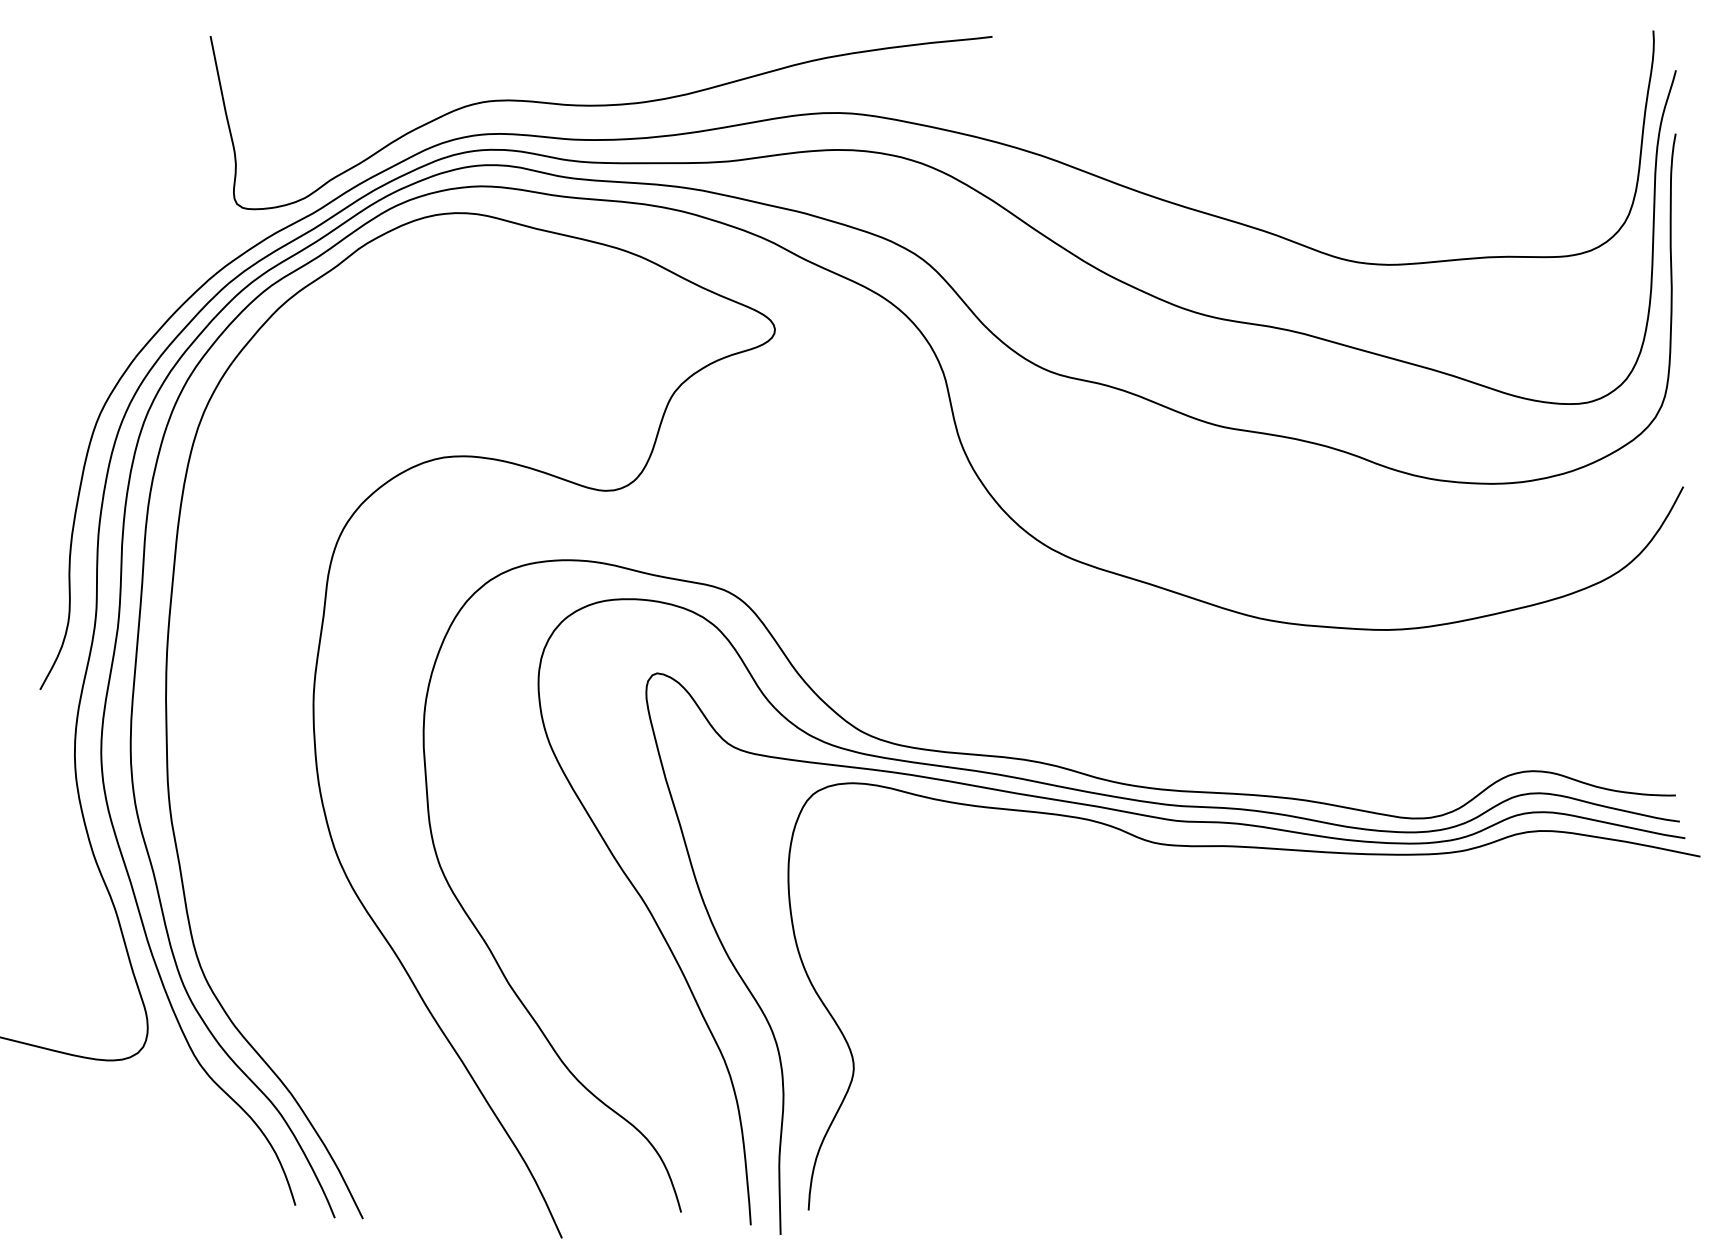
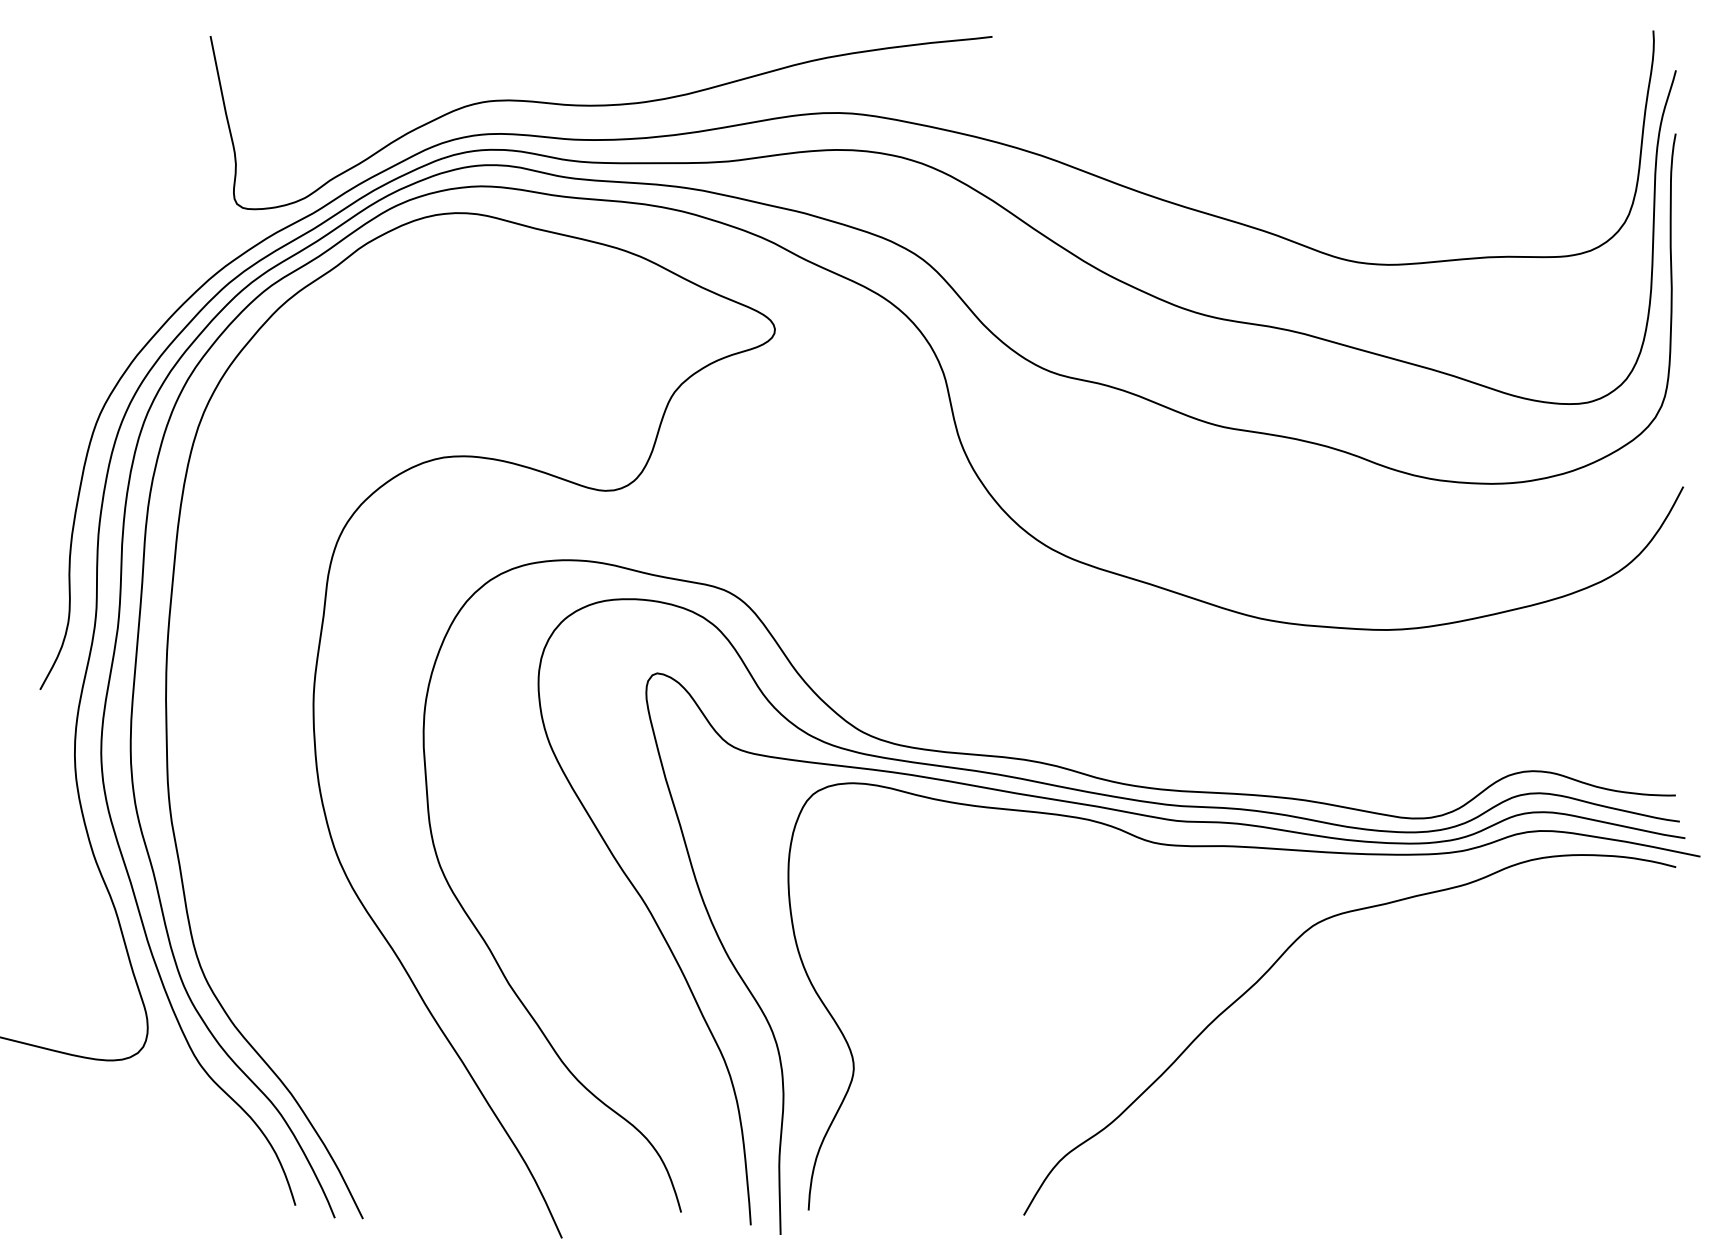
curve: none -> present (1274, 965)
